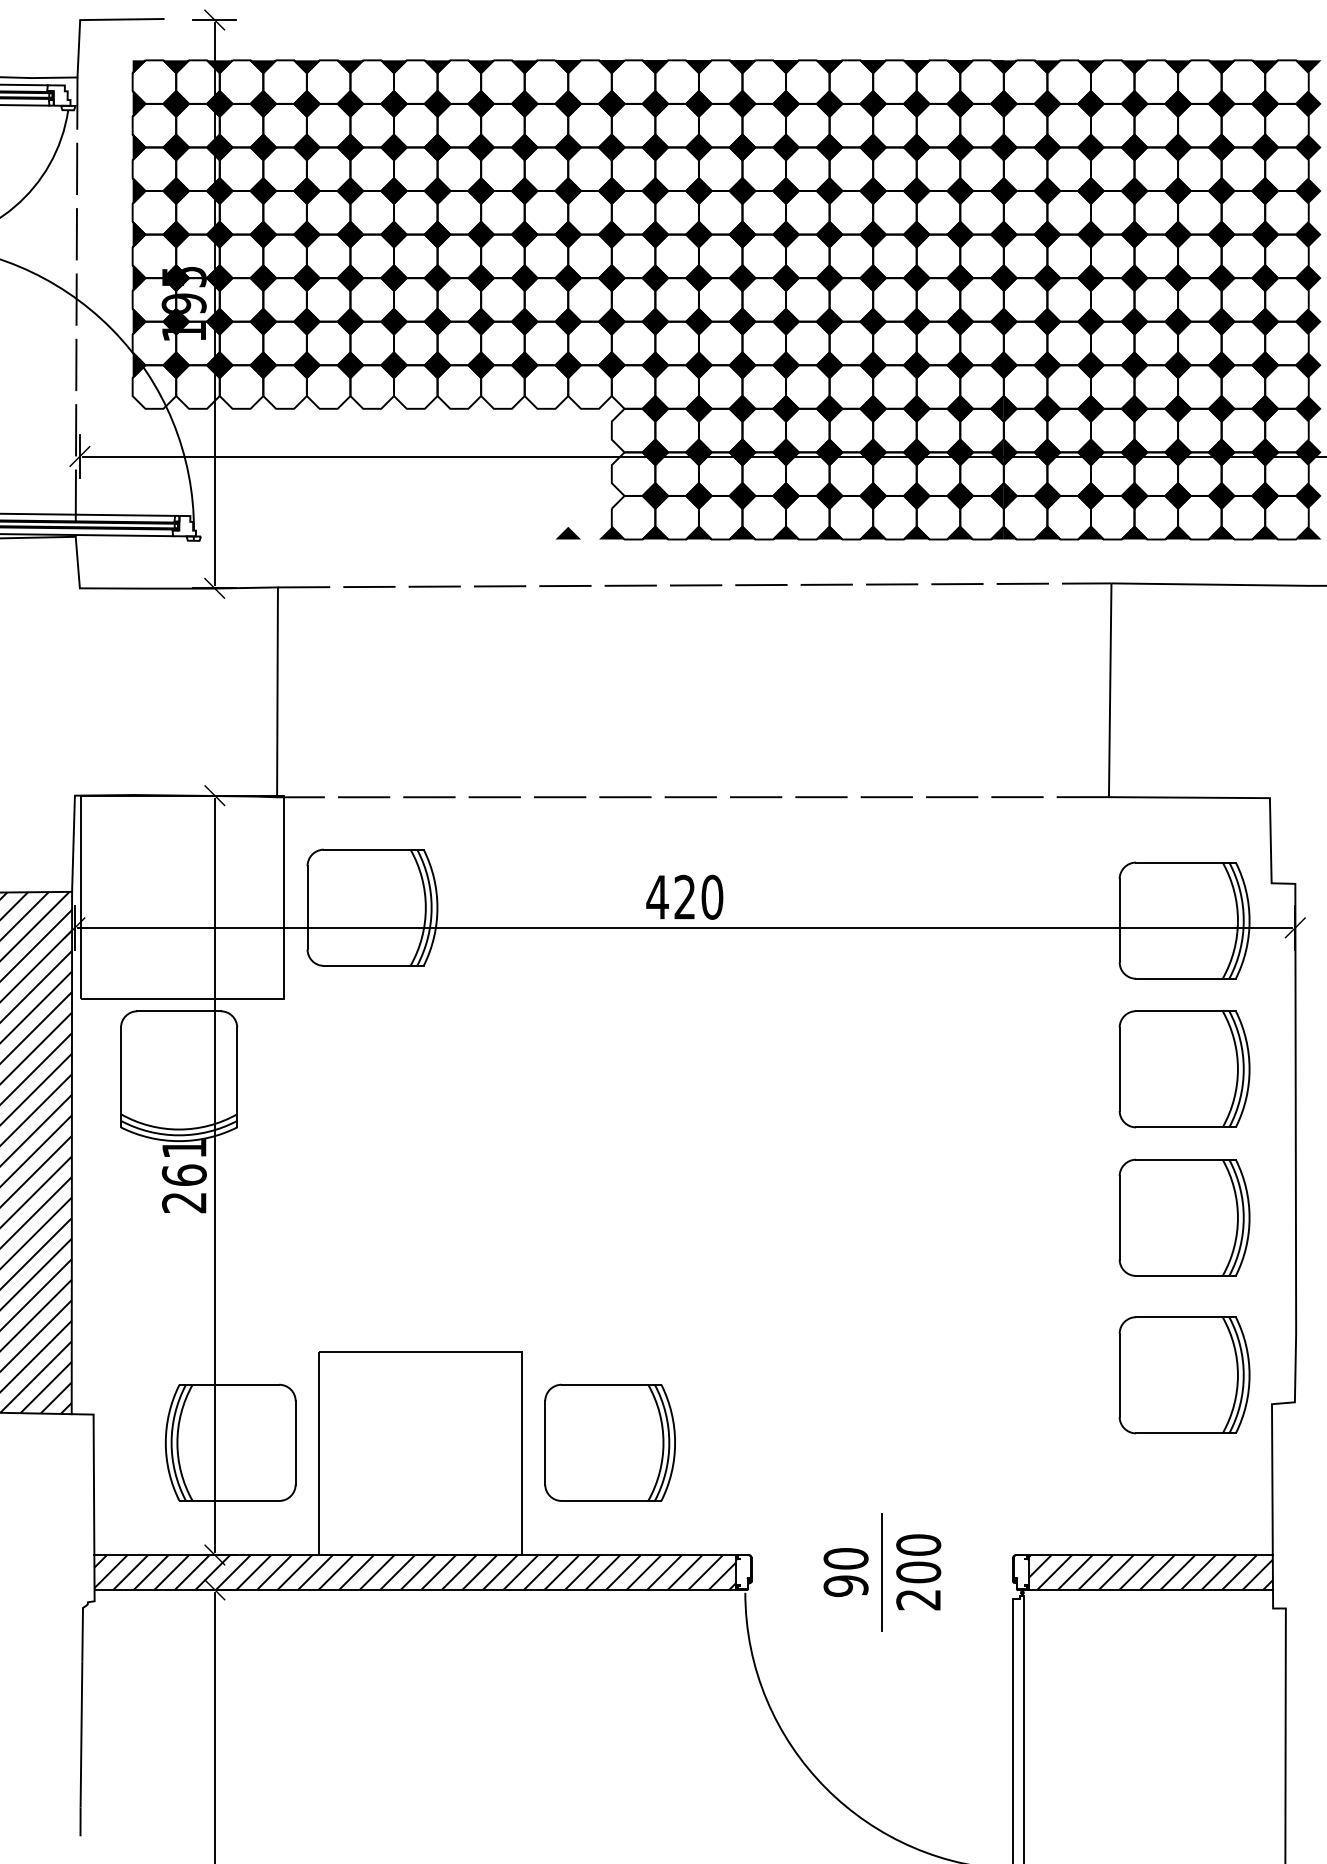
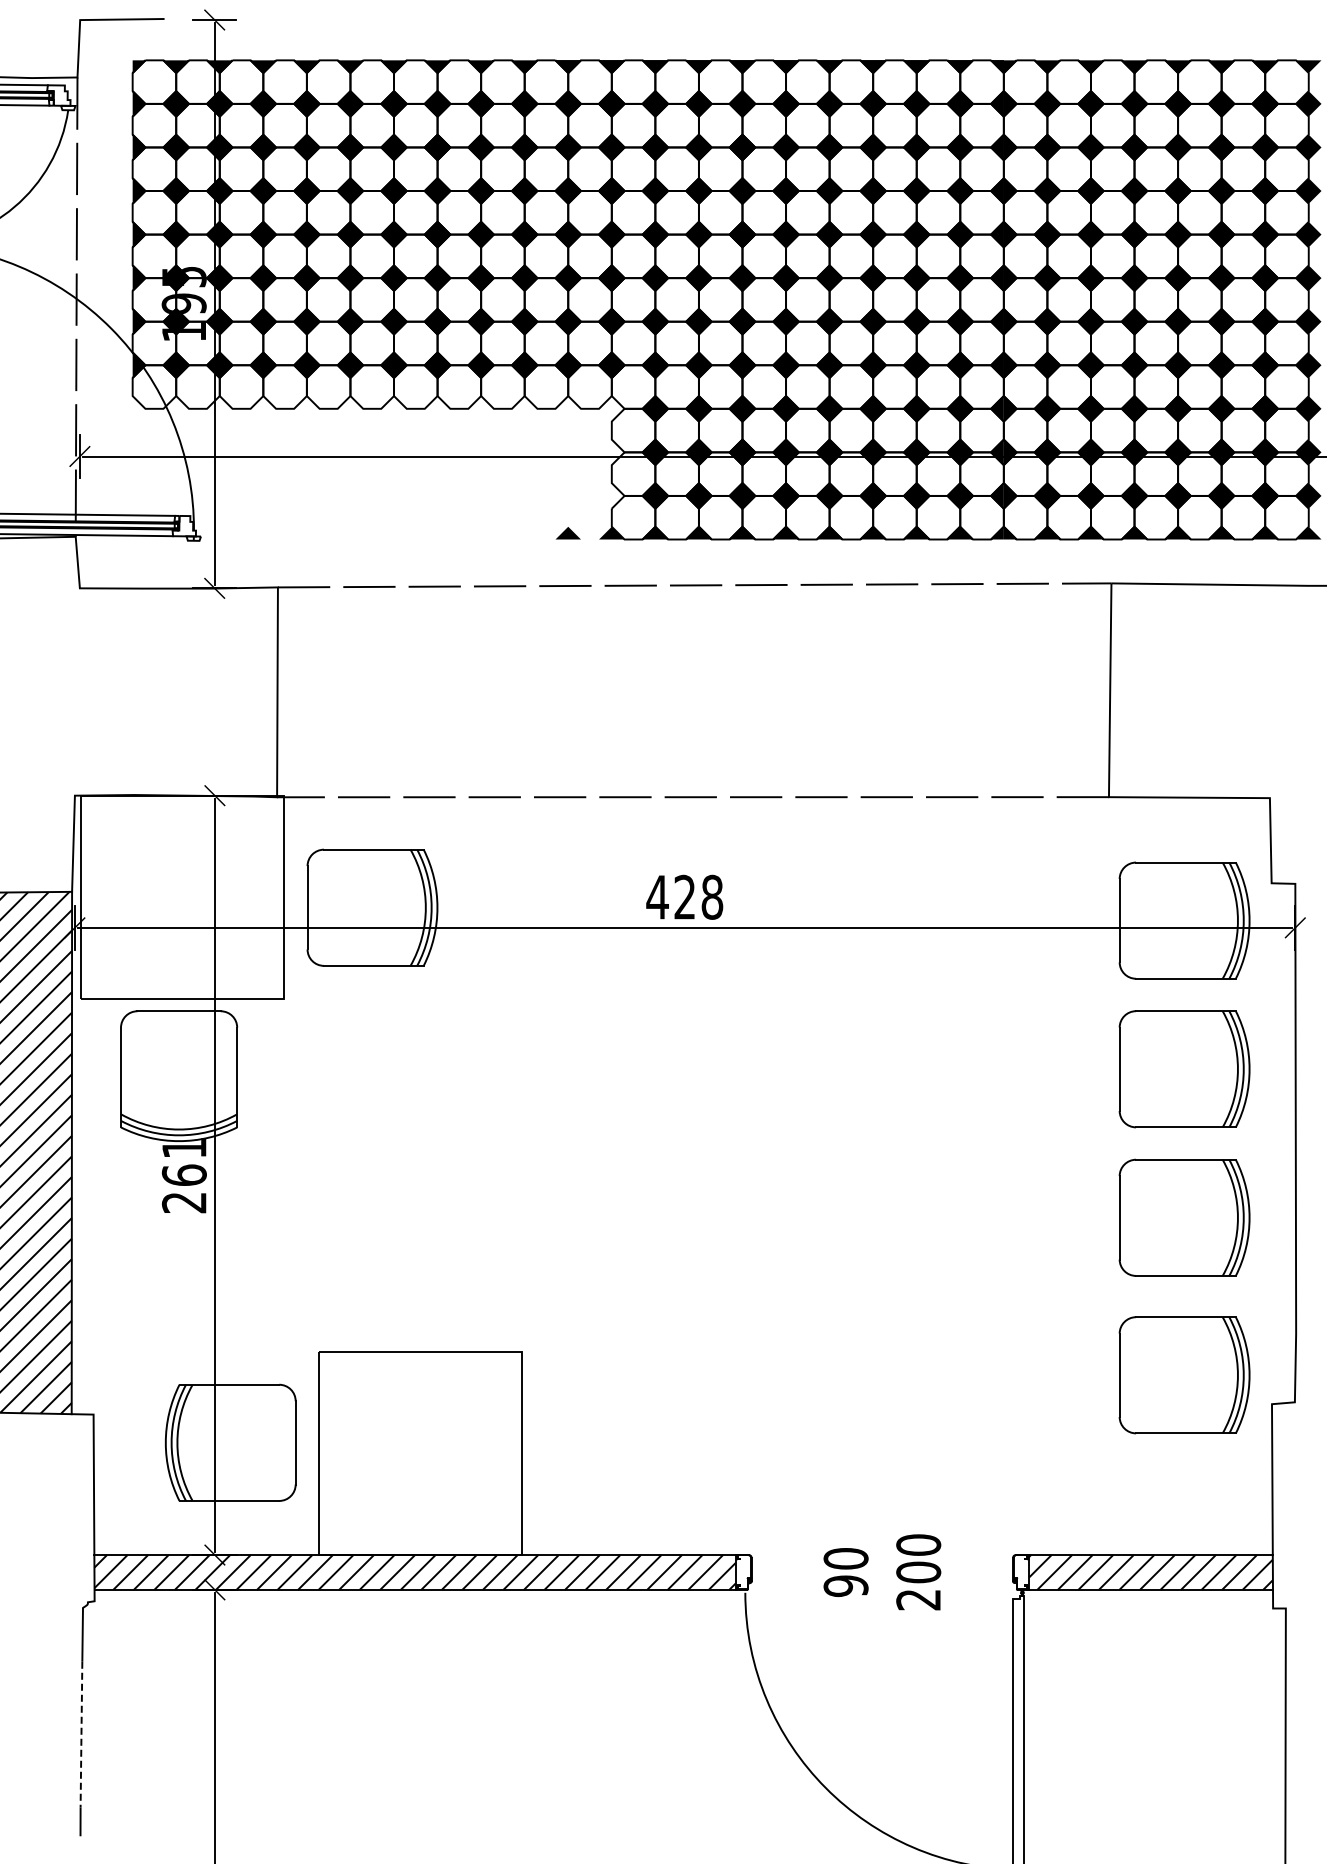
text: 420 -> 428 (712, 897)
part: present -> none (609, 1442)
line: present -> none (882, 1572)
line: solid -> dashed (81, 1734)
